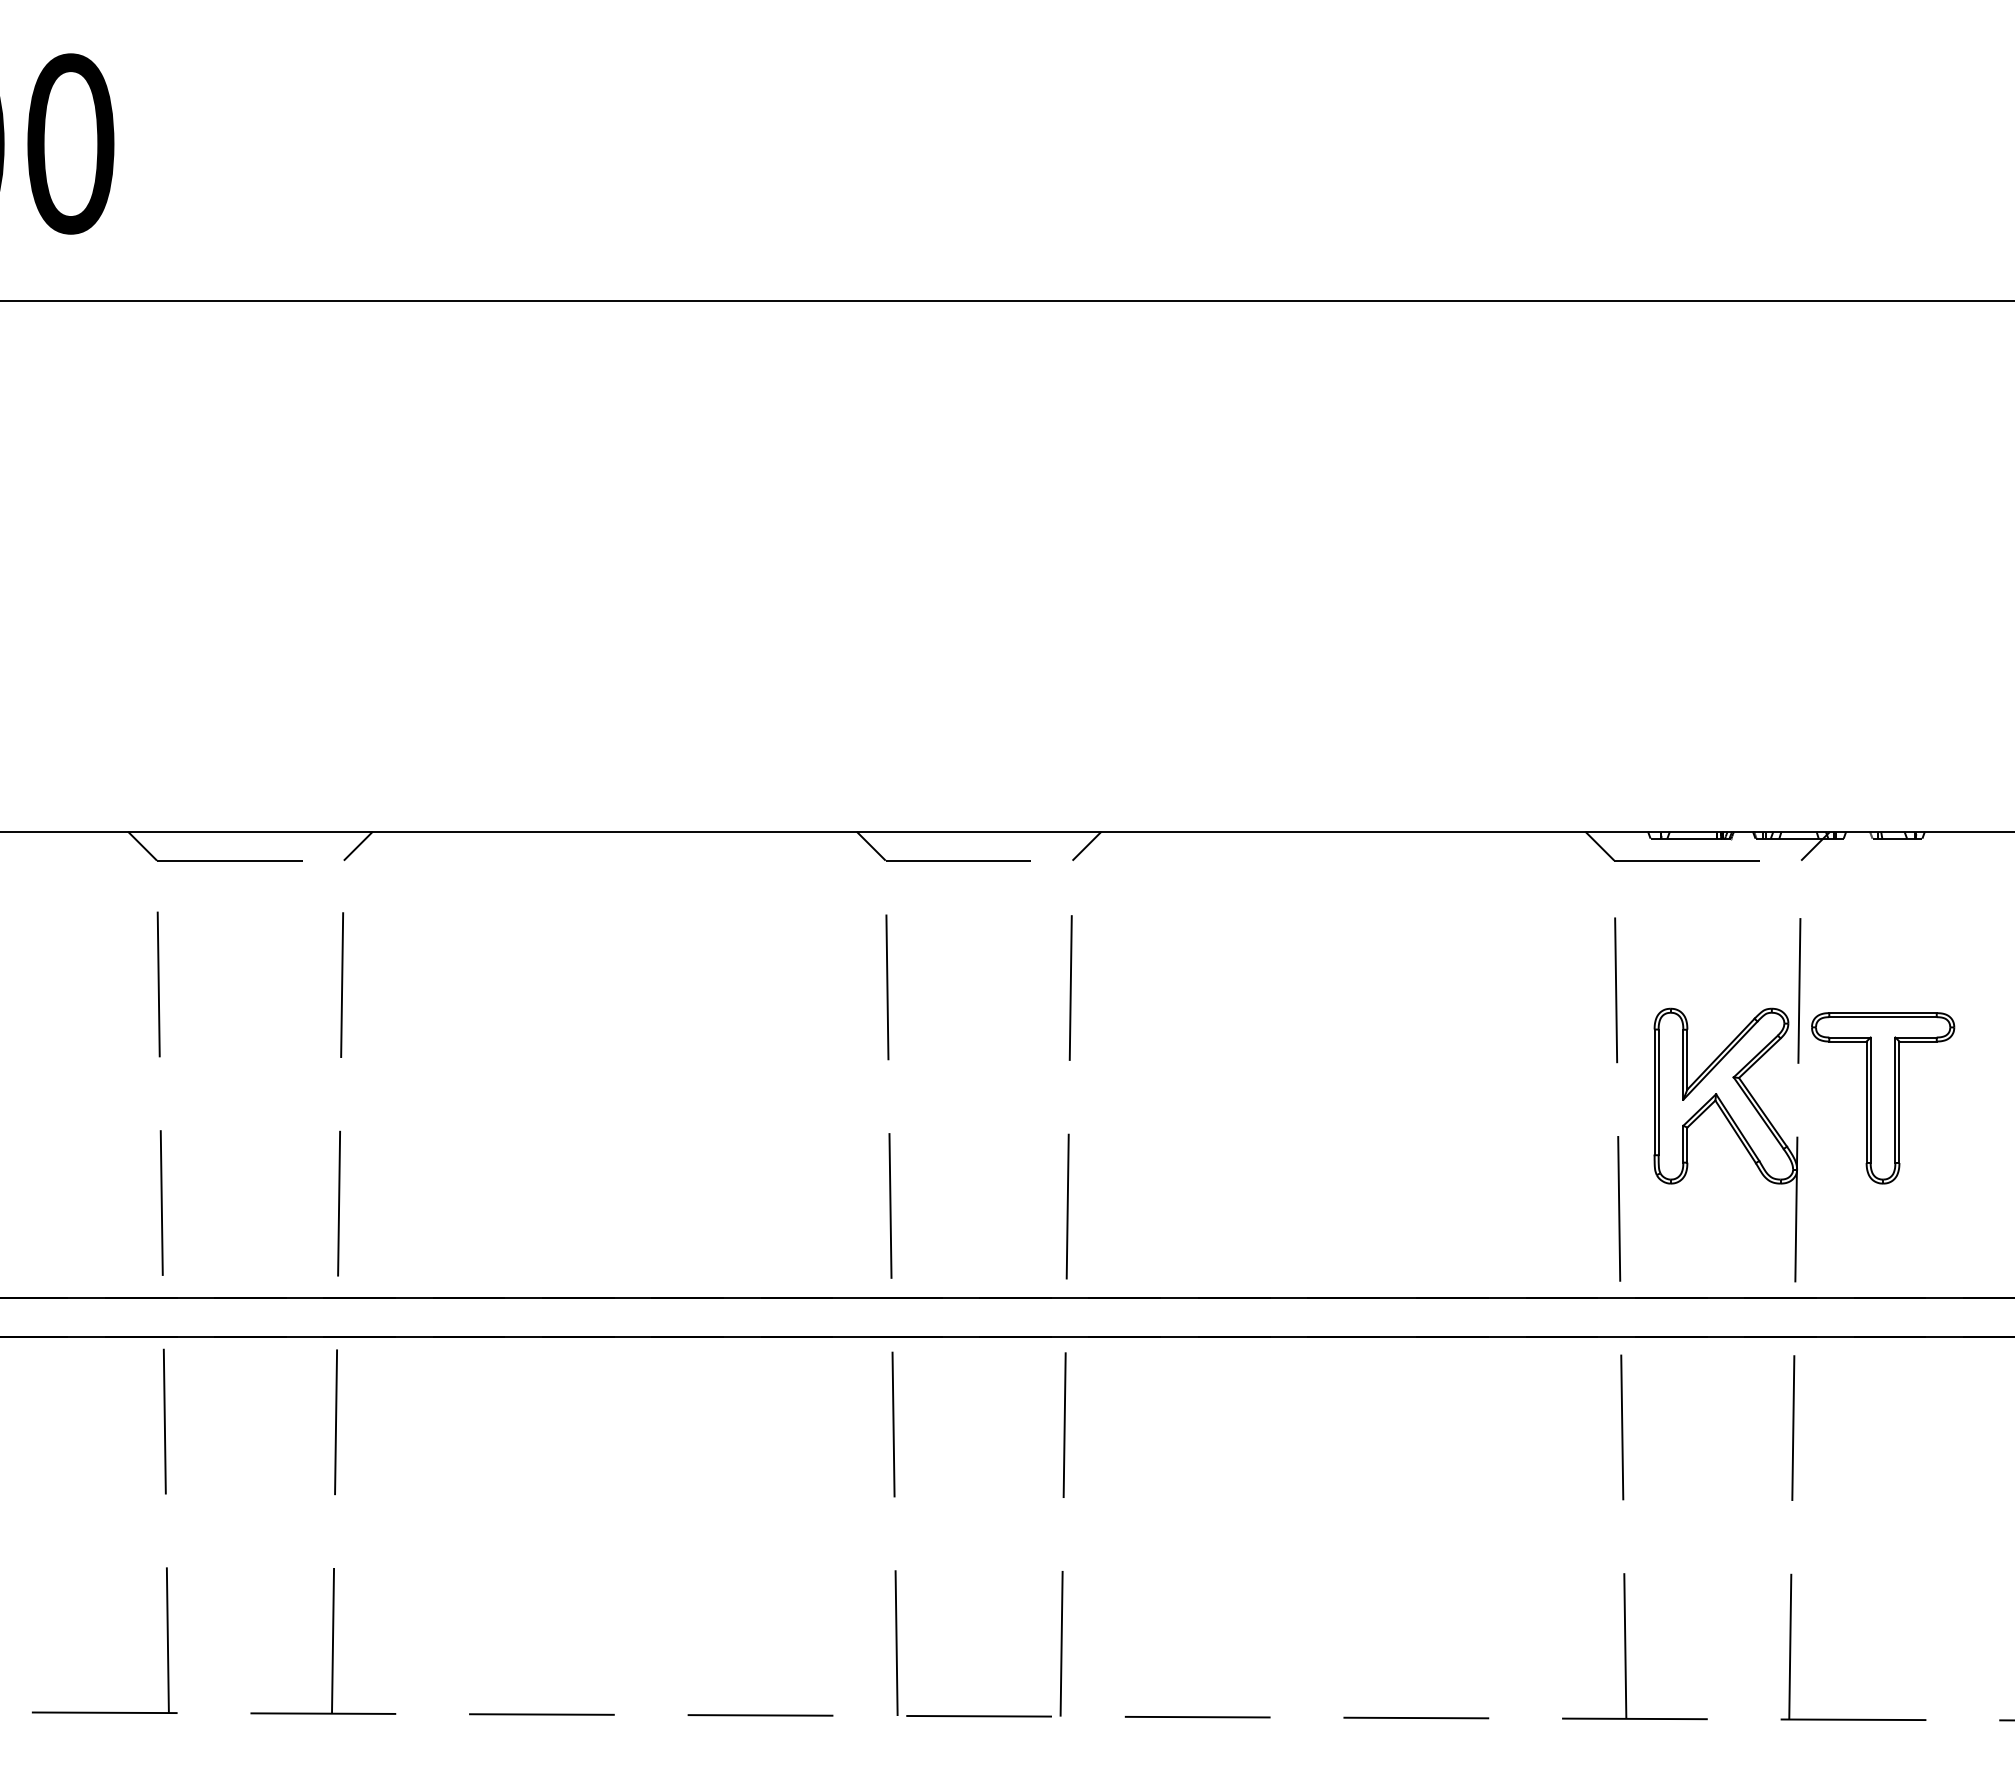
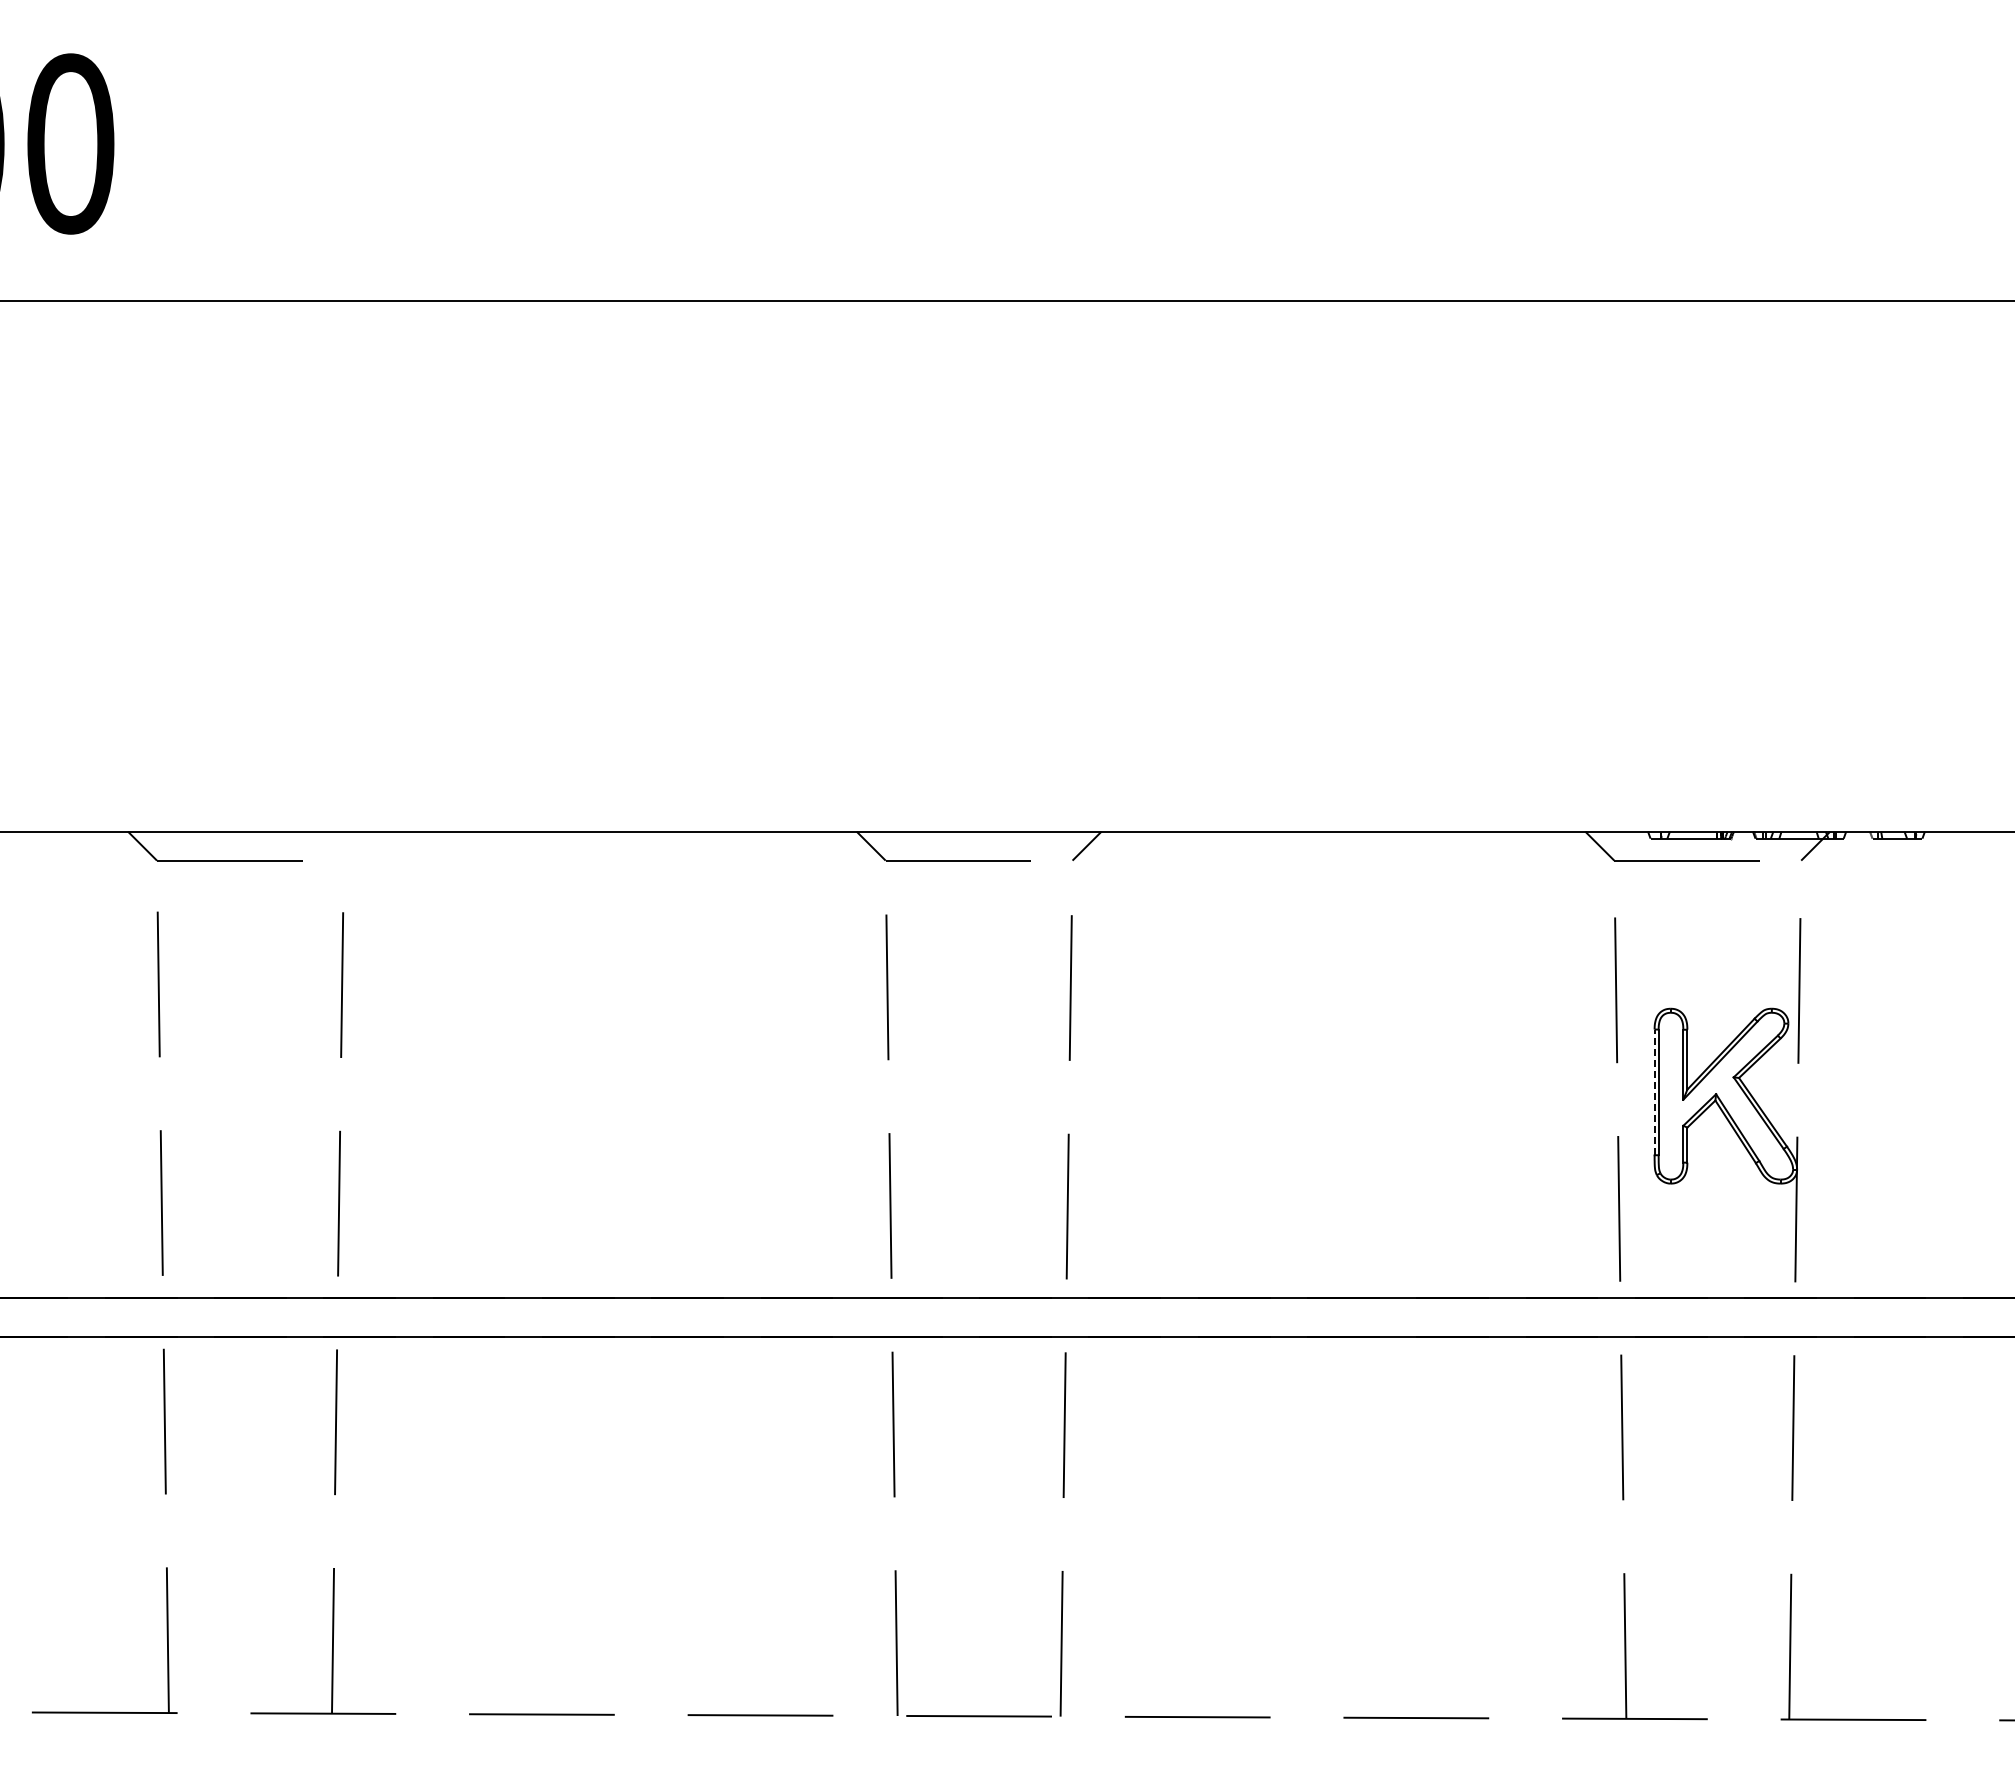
line: present -> none (357, 845)
line: solid -> dashed (1654, 1092)
part: present -> none (1883, 1098)
